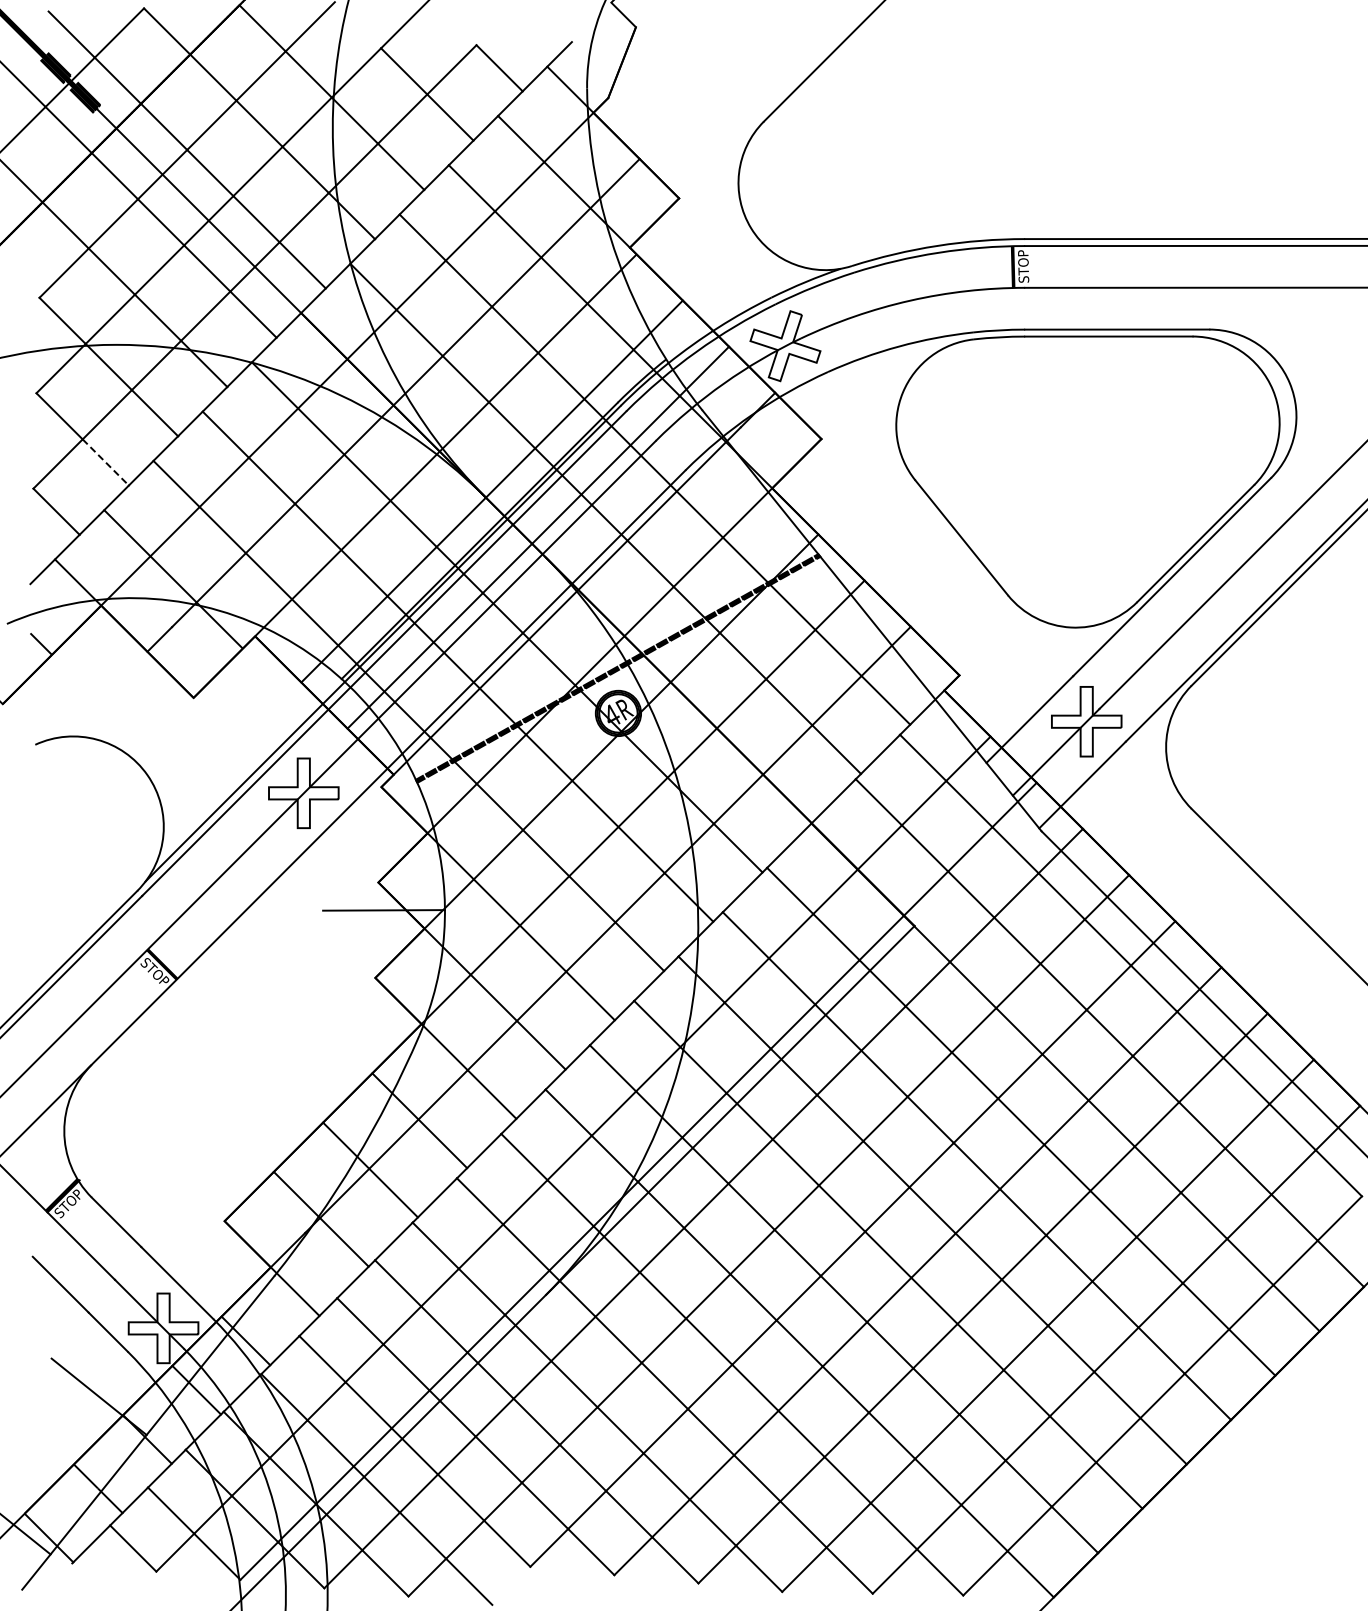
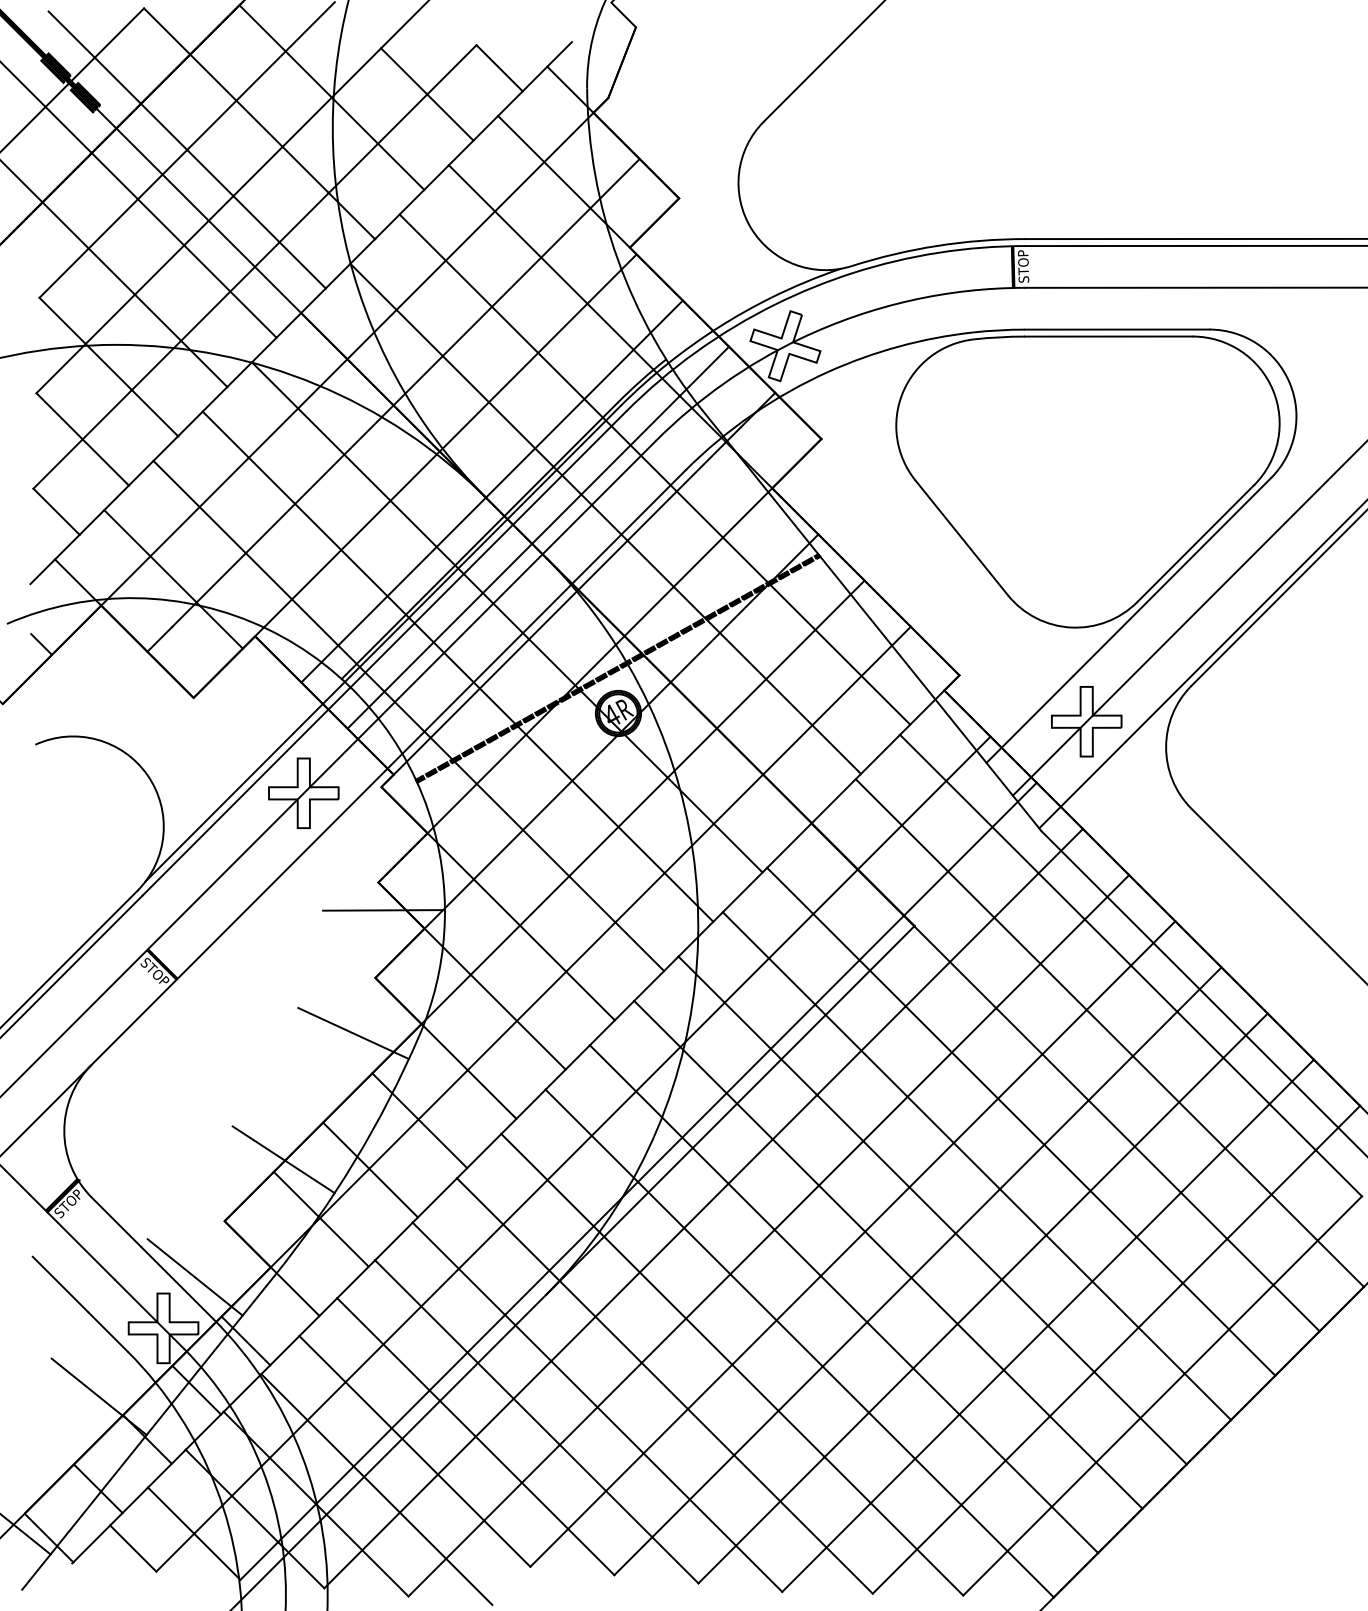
line: dashed -> solid (105, 462)
line: none -> present (353, 1033)
line: none -> present (283, 1159)
line: none -> present (194, 1277)
